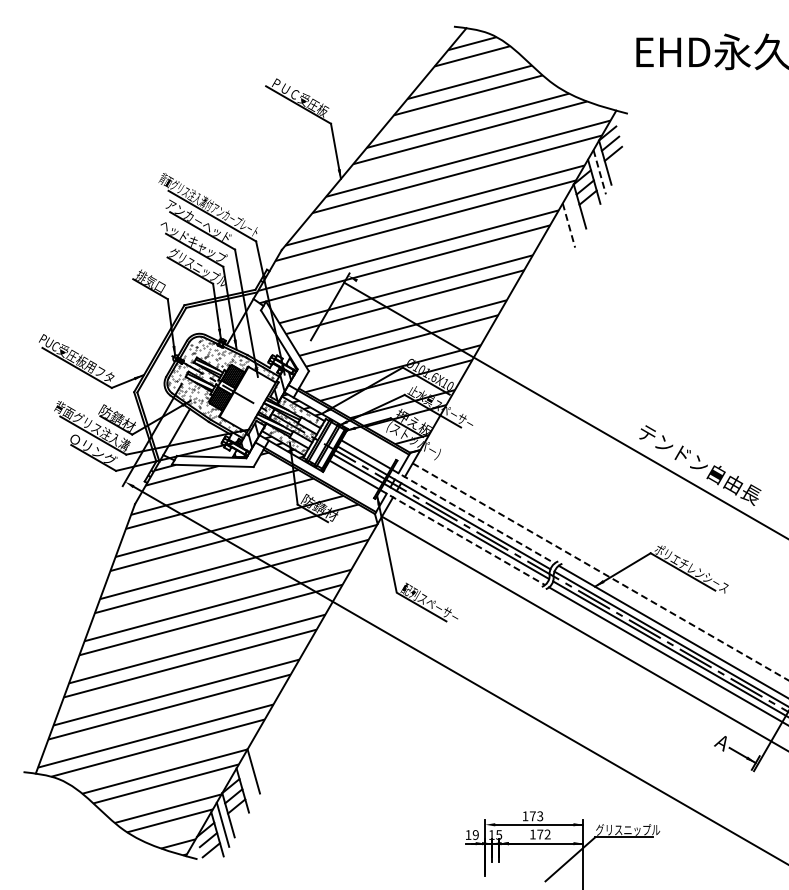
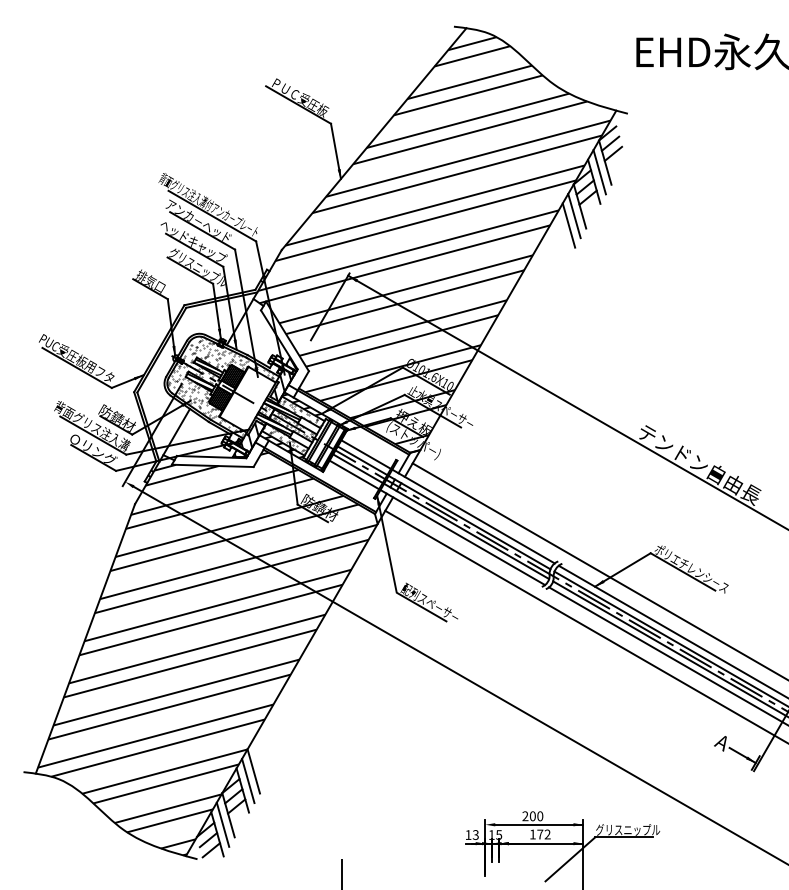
line: dashed -> solid (599, 172)
line: none -> present (574, 215)
line: dashed -> solid (568, 225)
line position: (564, 409) -> (566, 401) (566, 401)
line: dashed -> solid (473, 516)
line: dashed -> solid (463, 537)
line: dashed -> solid (600, 571)
line position: (583, 632) -> (585, 625) (585, 625)
line: none -> present (248, 780)
text: 173 -> 200 (532, 816)
text: 19 -> 13 (475, 834)
line: none -> present (341, 872)
